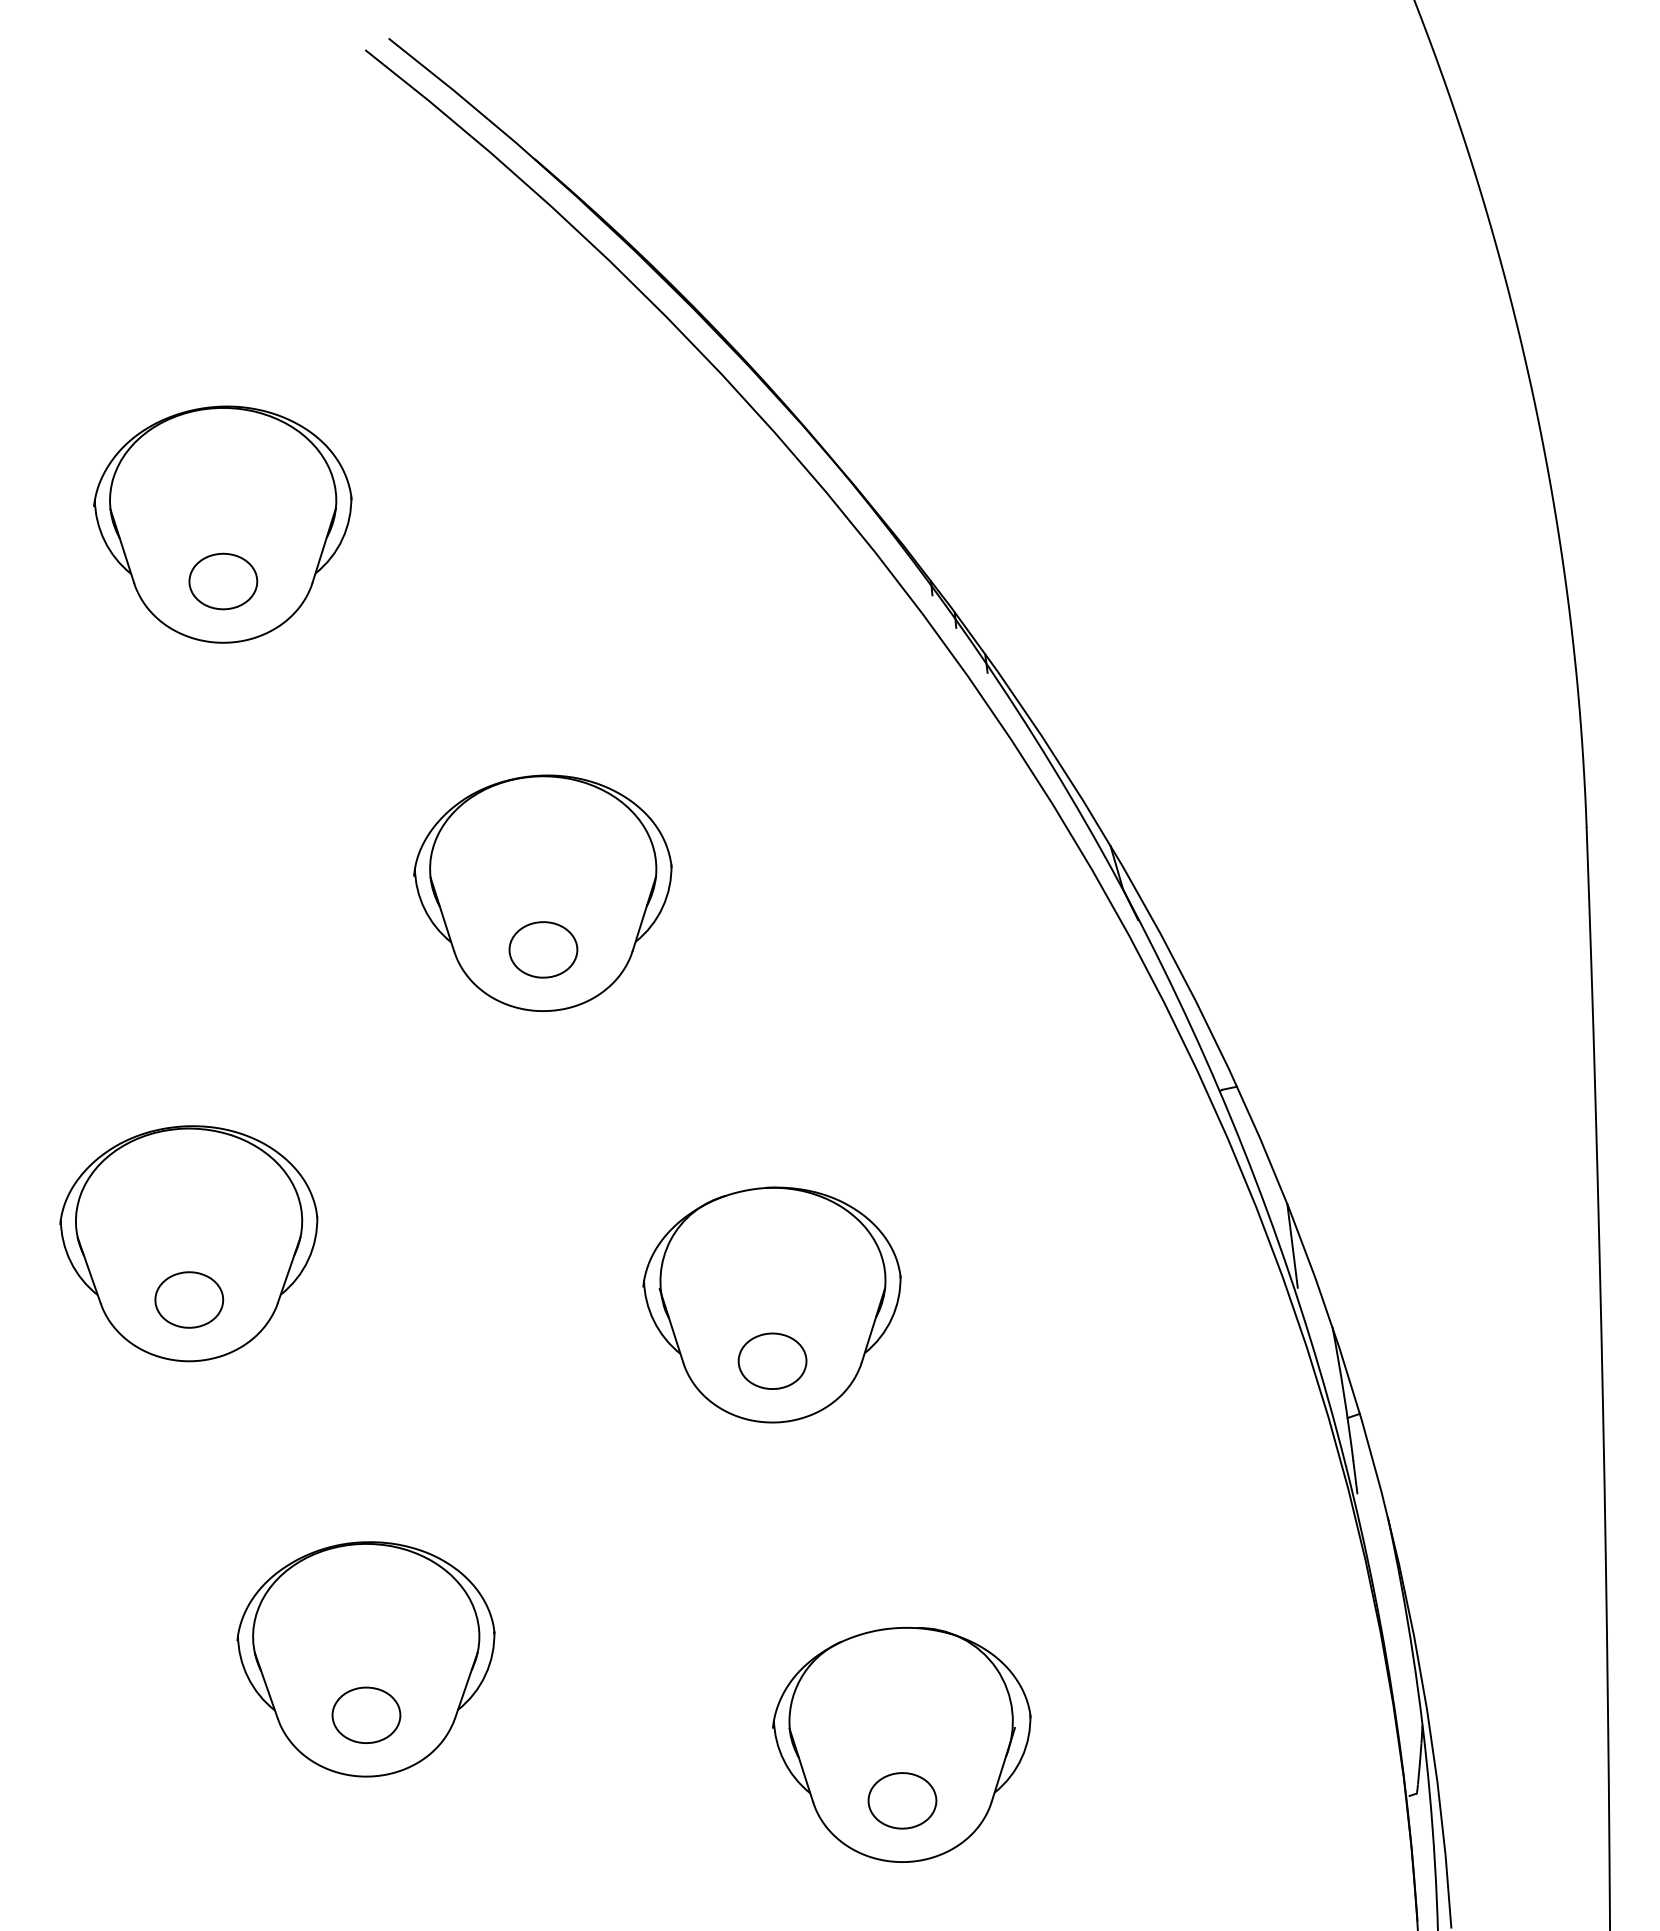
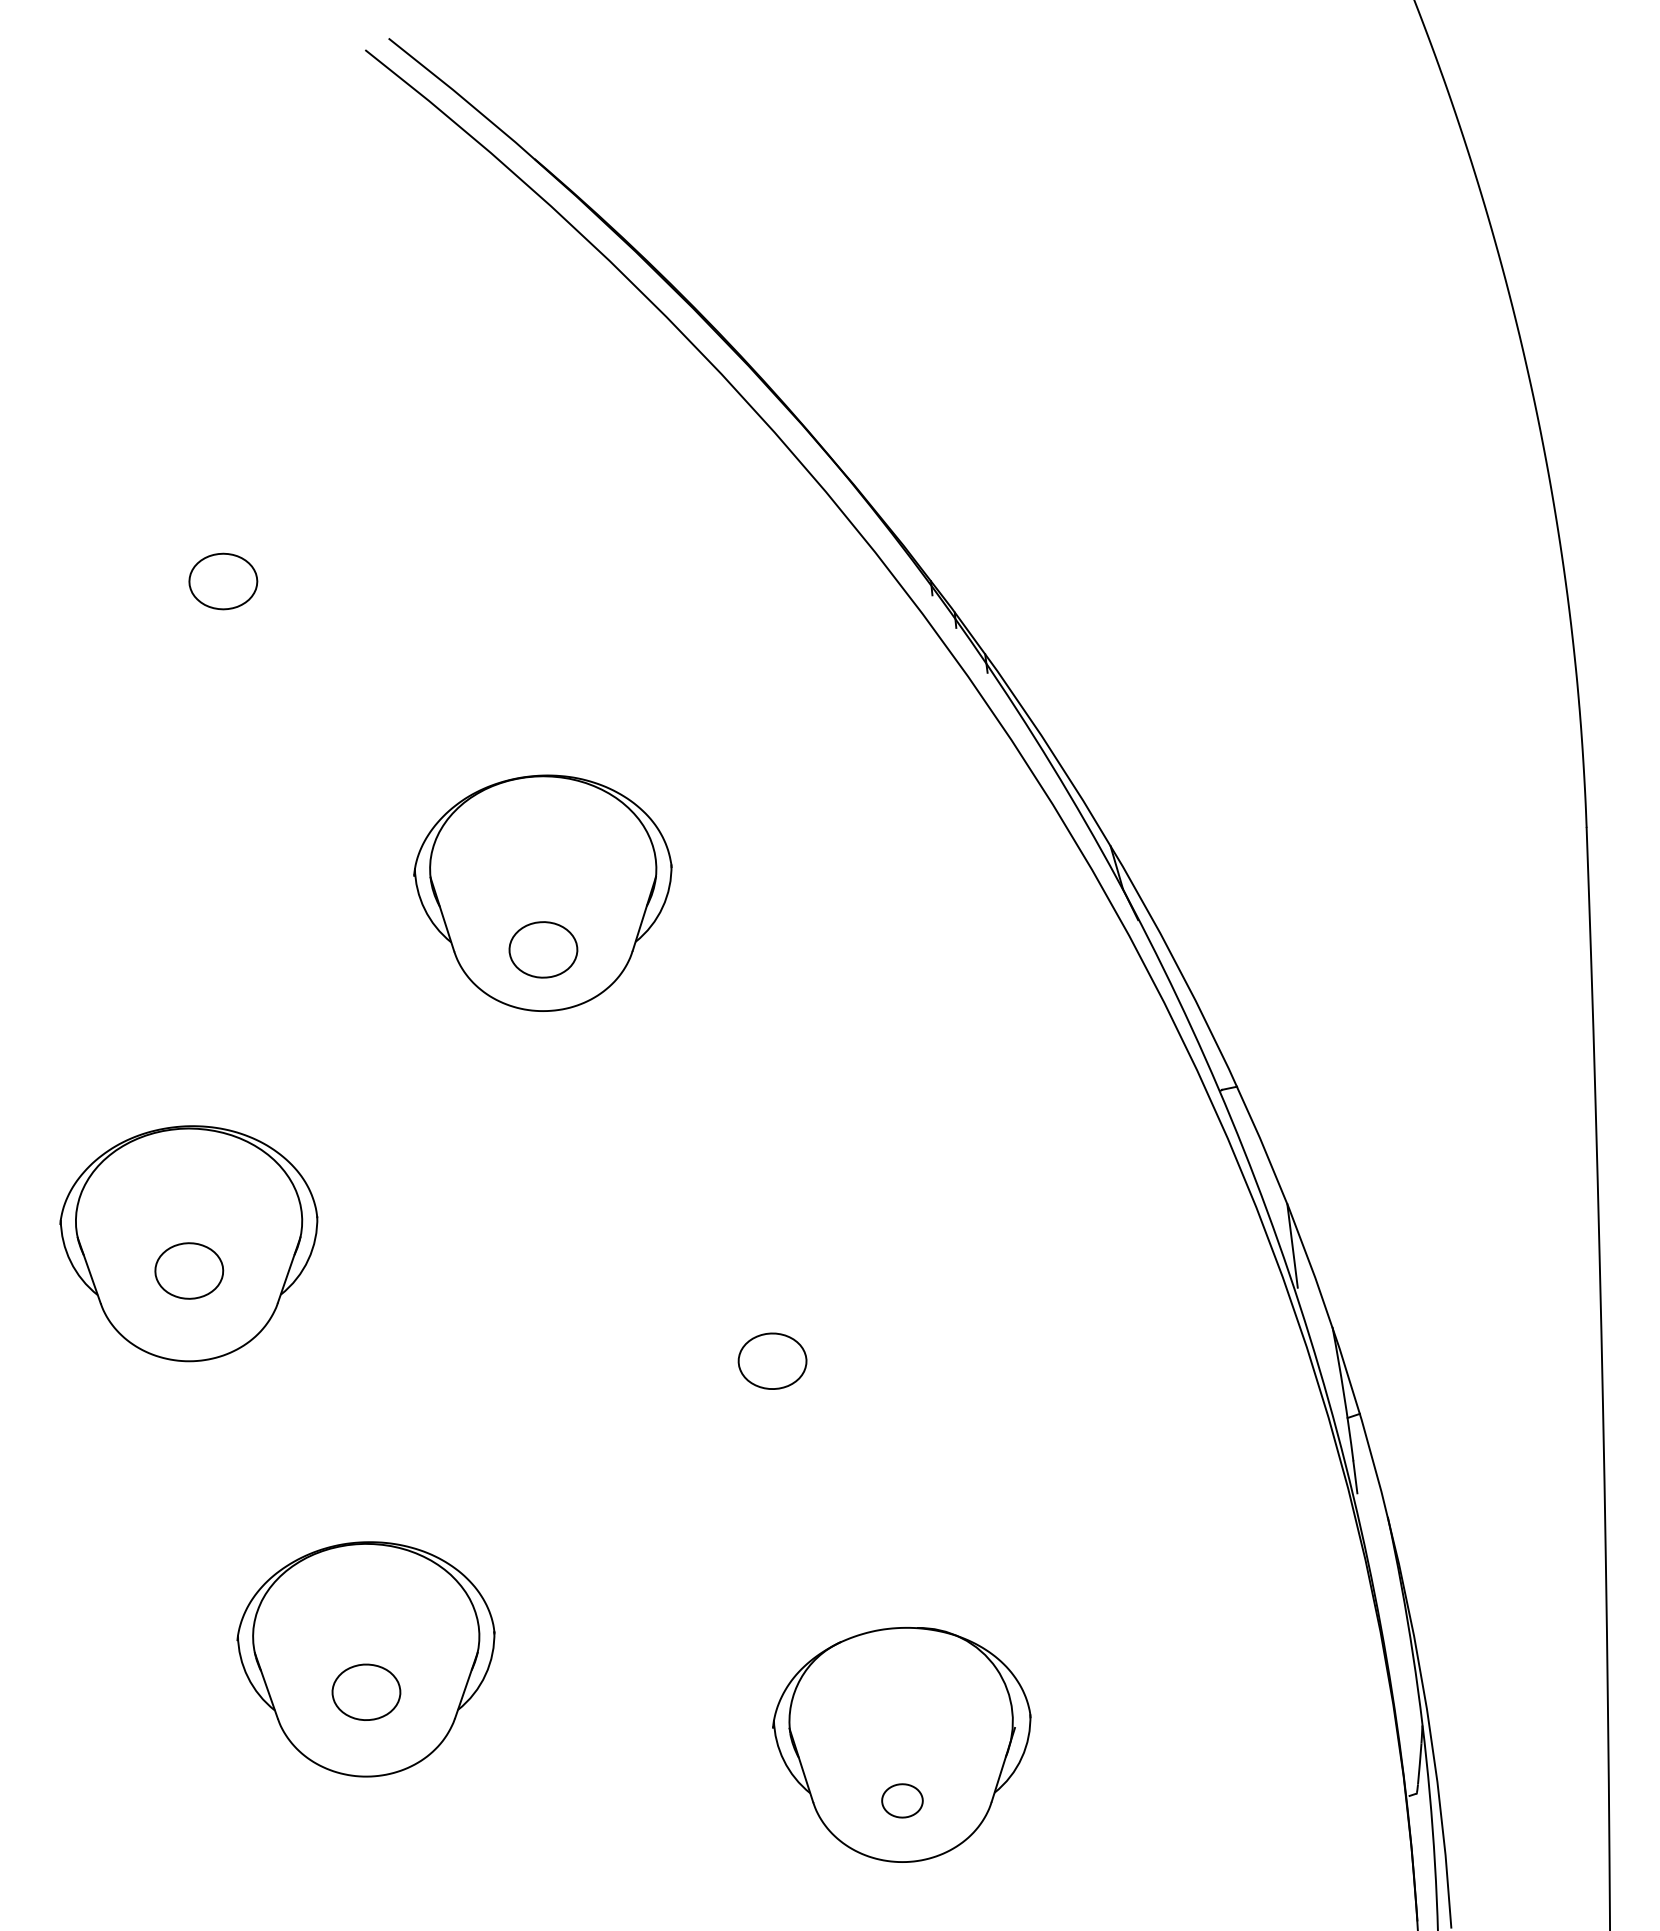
part: present -> none (222, 524)
part position: (189, 1299) -> (189, 1270) (189, 1270)
part: present -> none (771, 1304)
part position: (366, 1714) -> (366, 1691) (366, 1691)
part size: 71x58 px -> 43x36 px (902, 1800)
